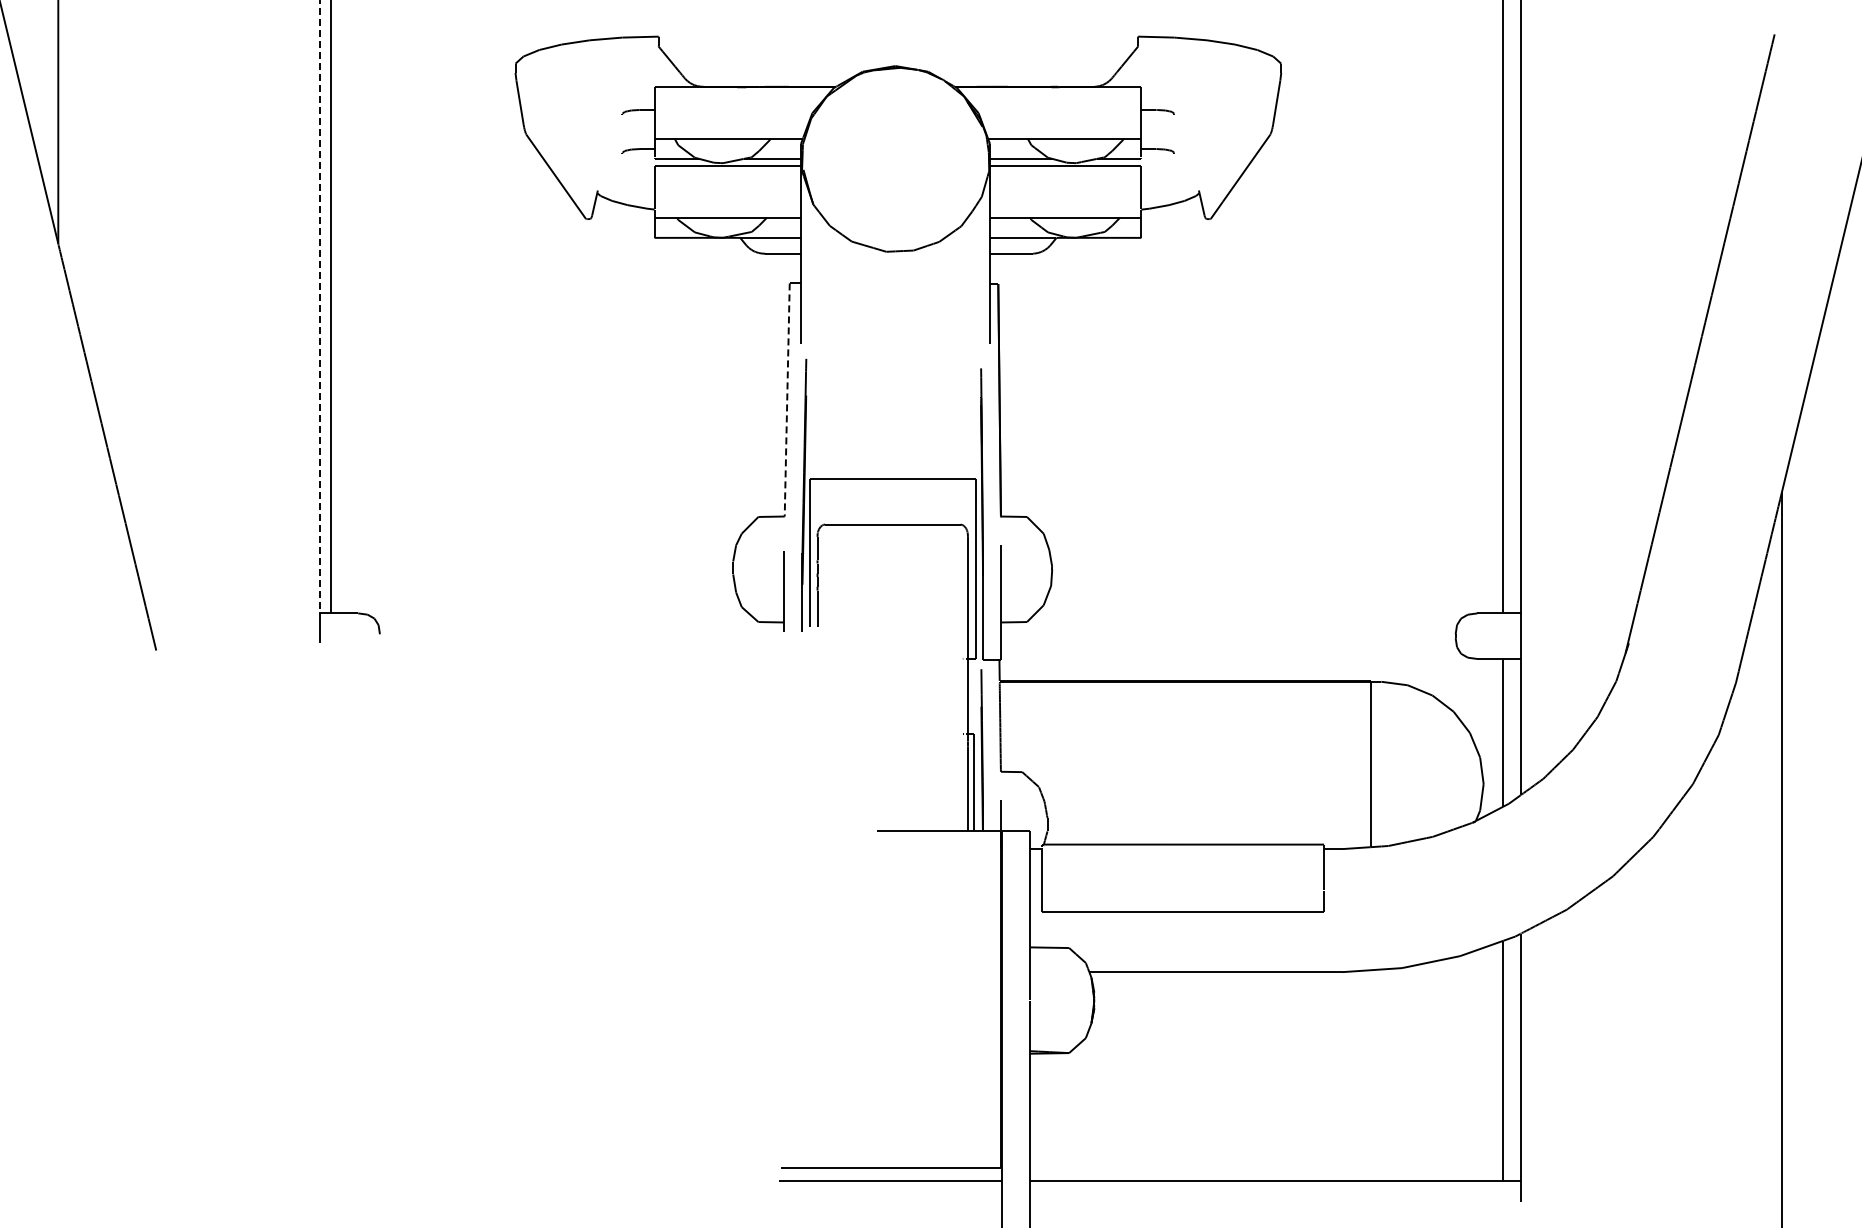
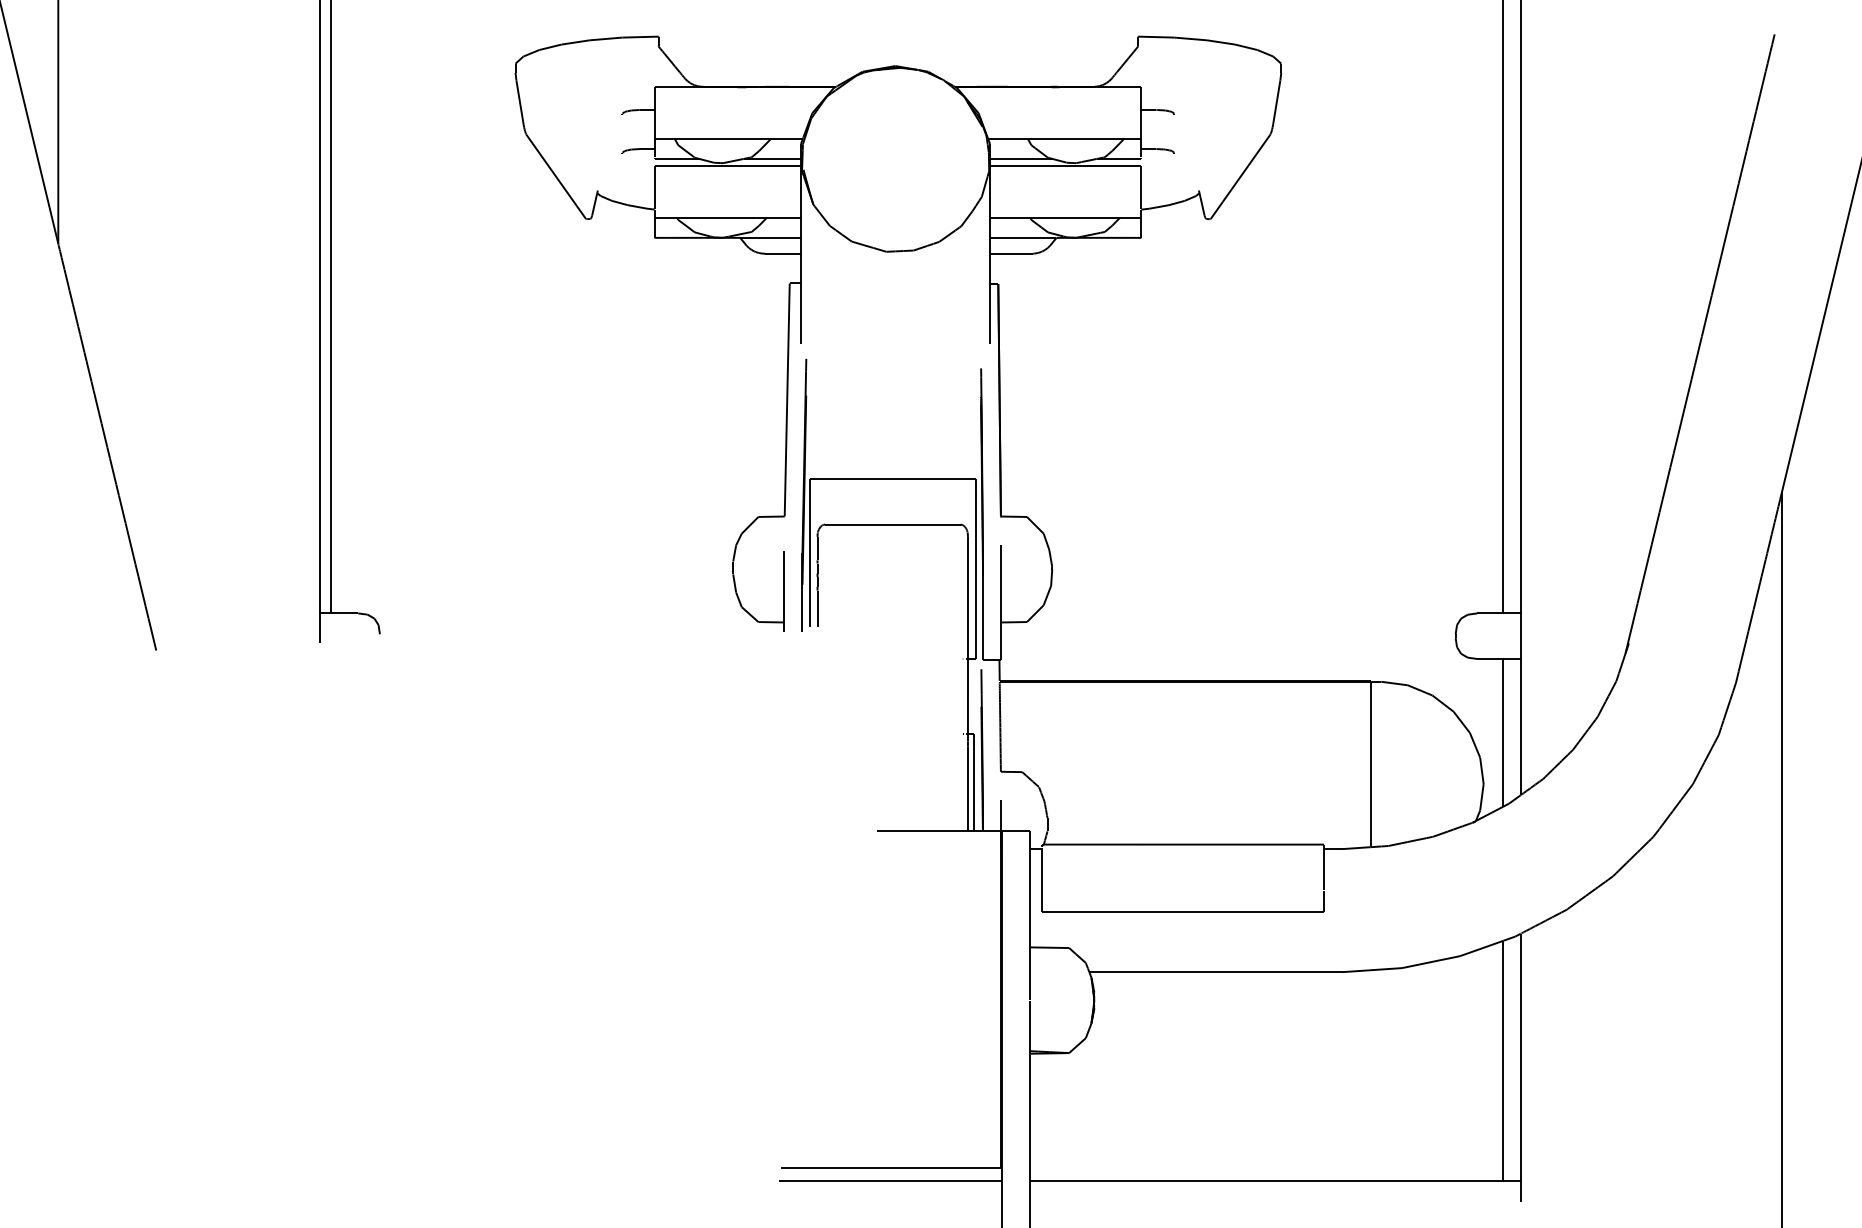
line: dashed -> solid (319, 307)
line: dashed -> solid (787, 399)
